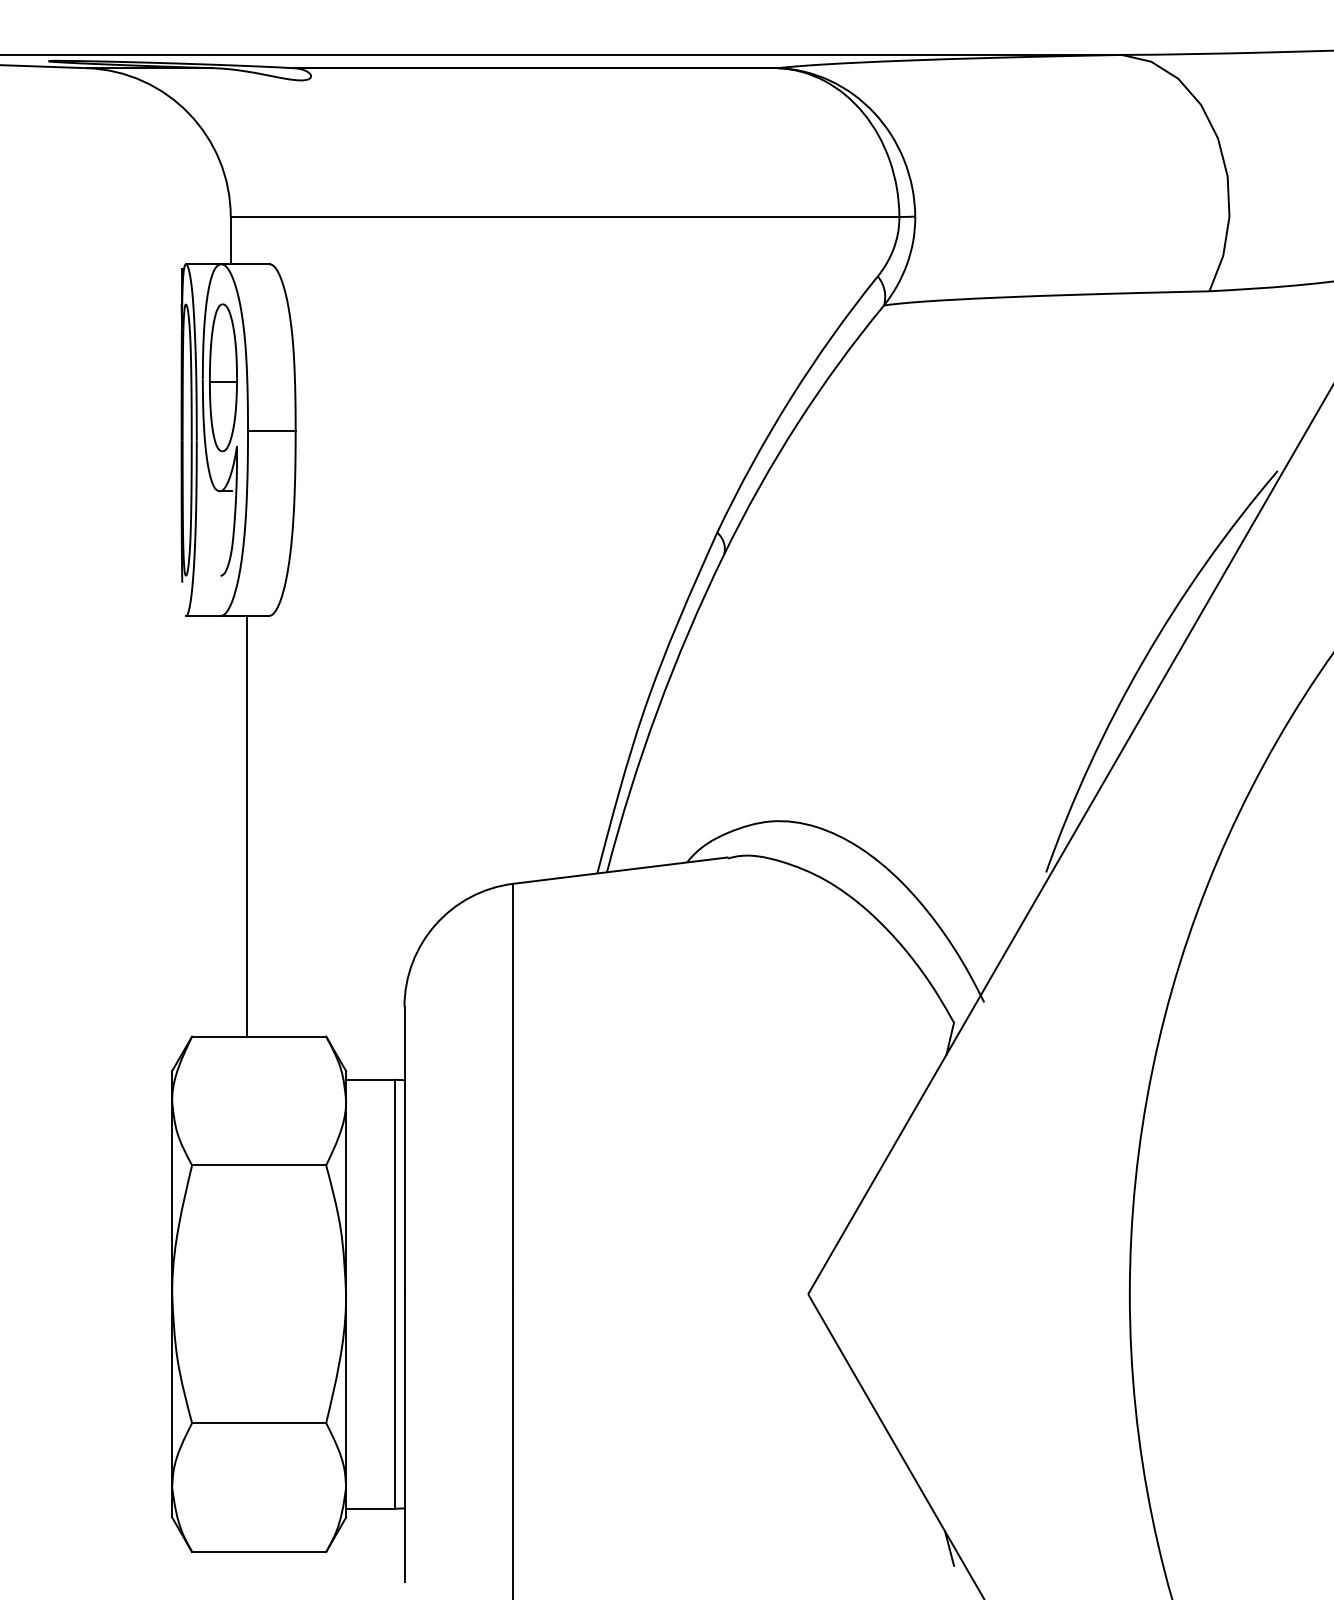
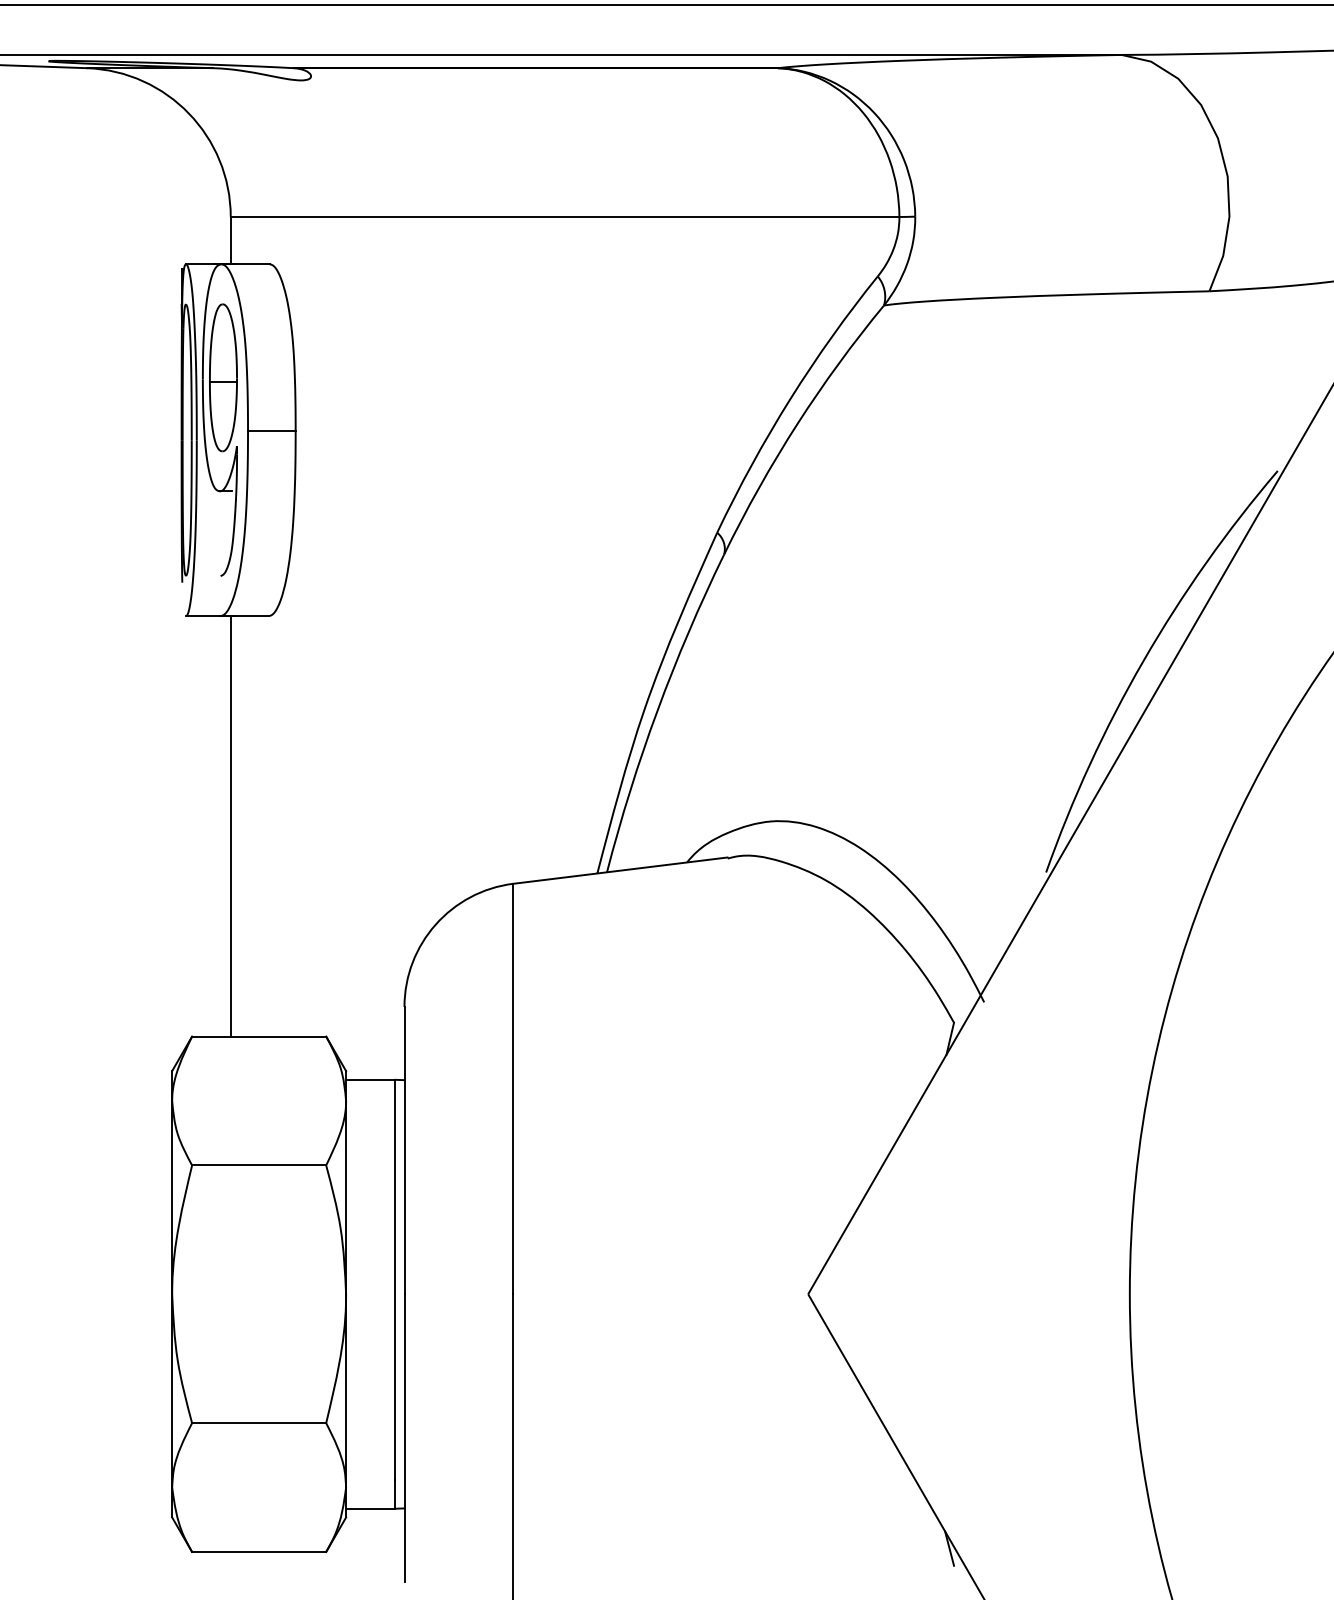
line: none -> present (666, 5)
line position: (246, 826) -> (230, 826) (230, 826)
